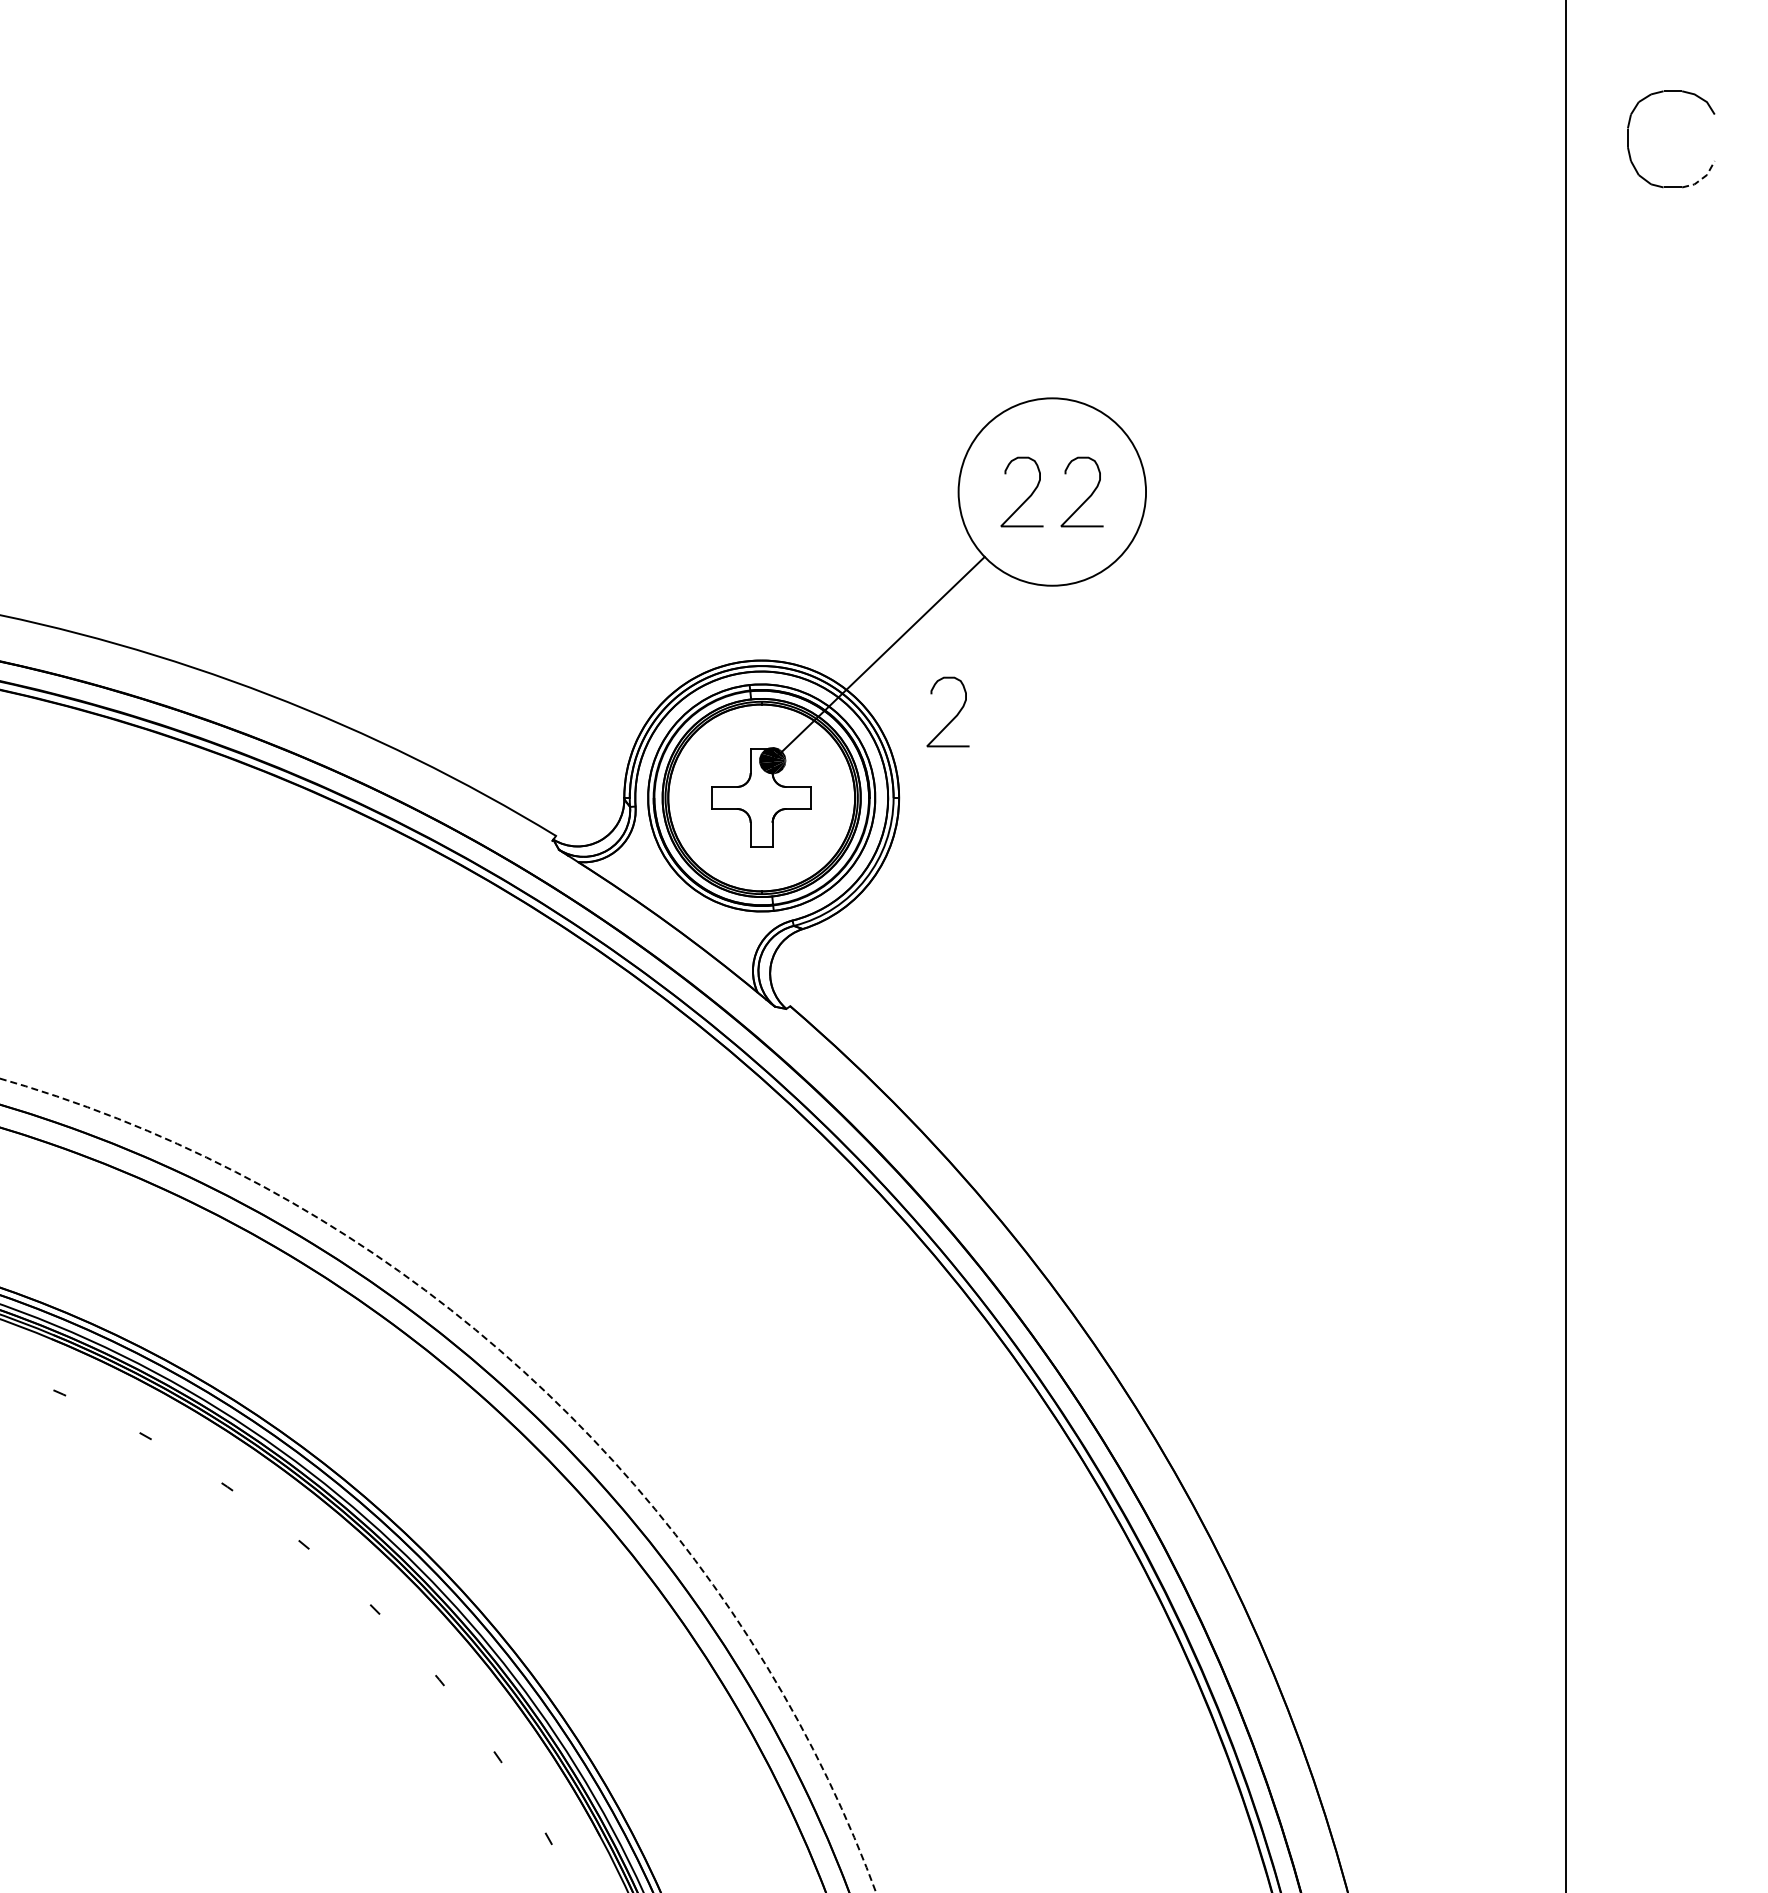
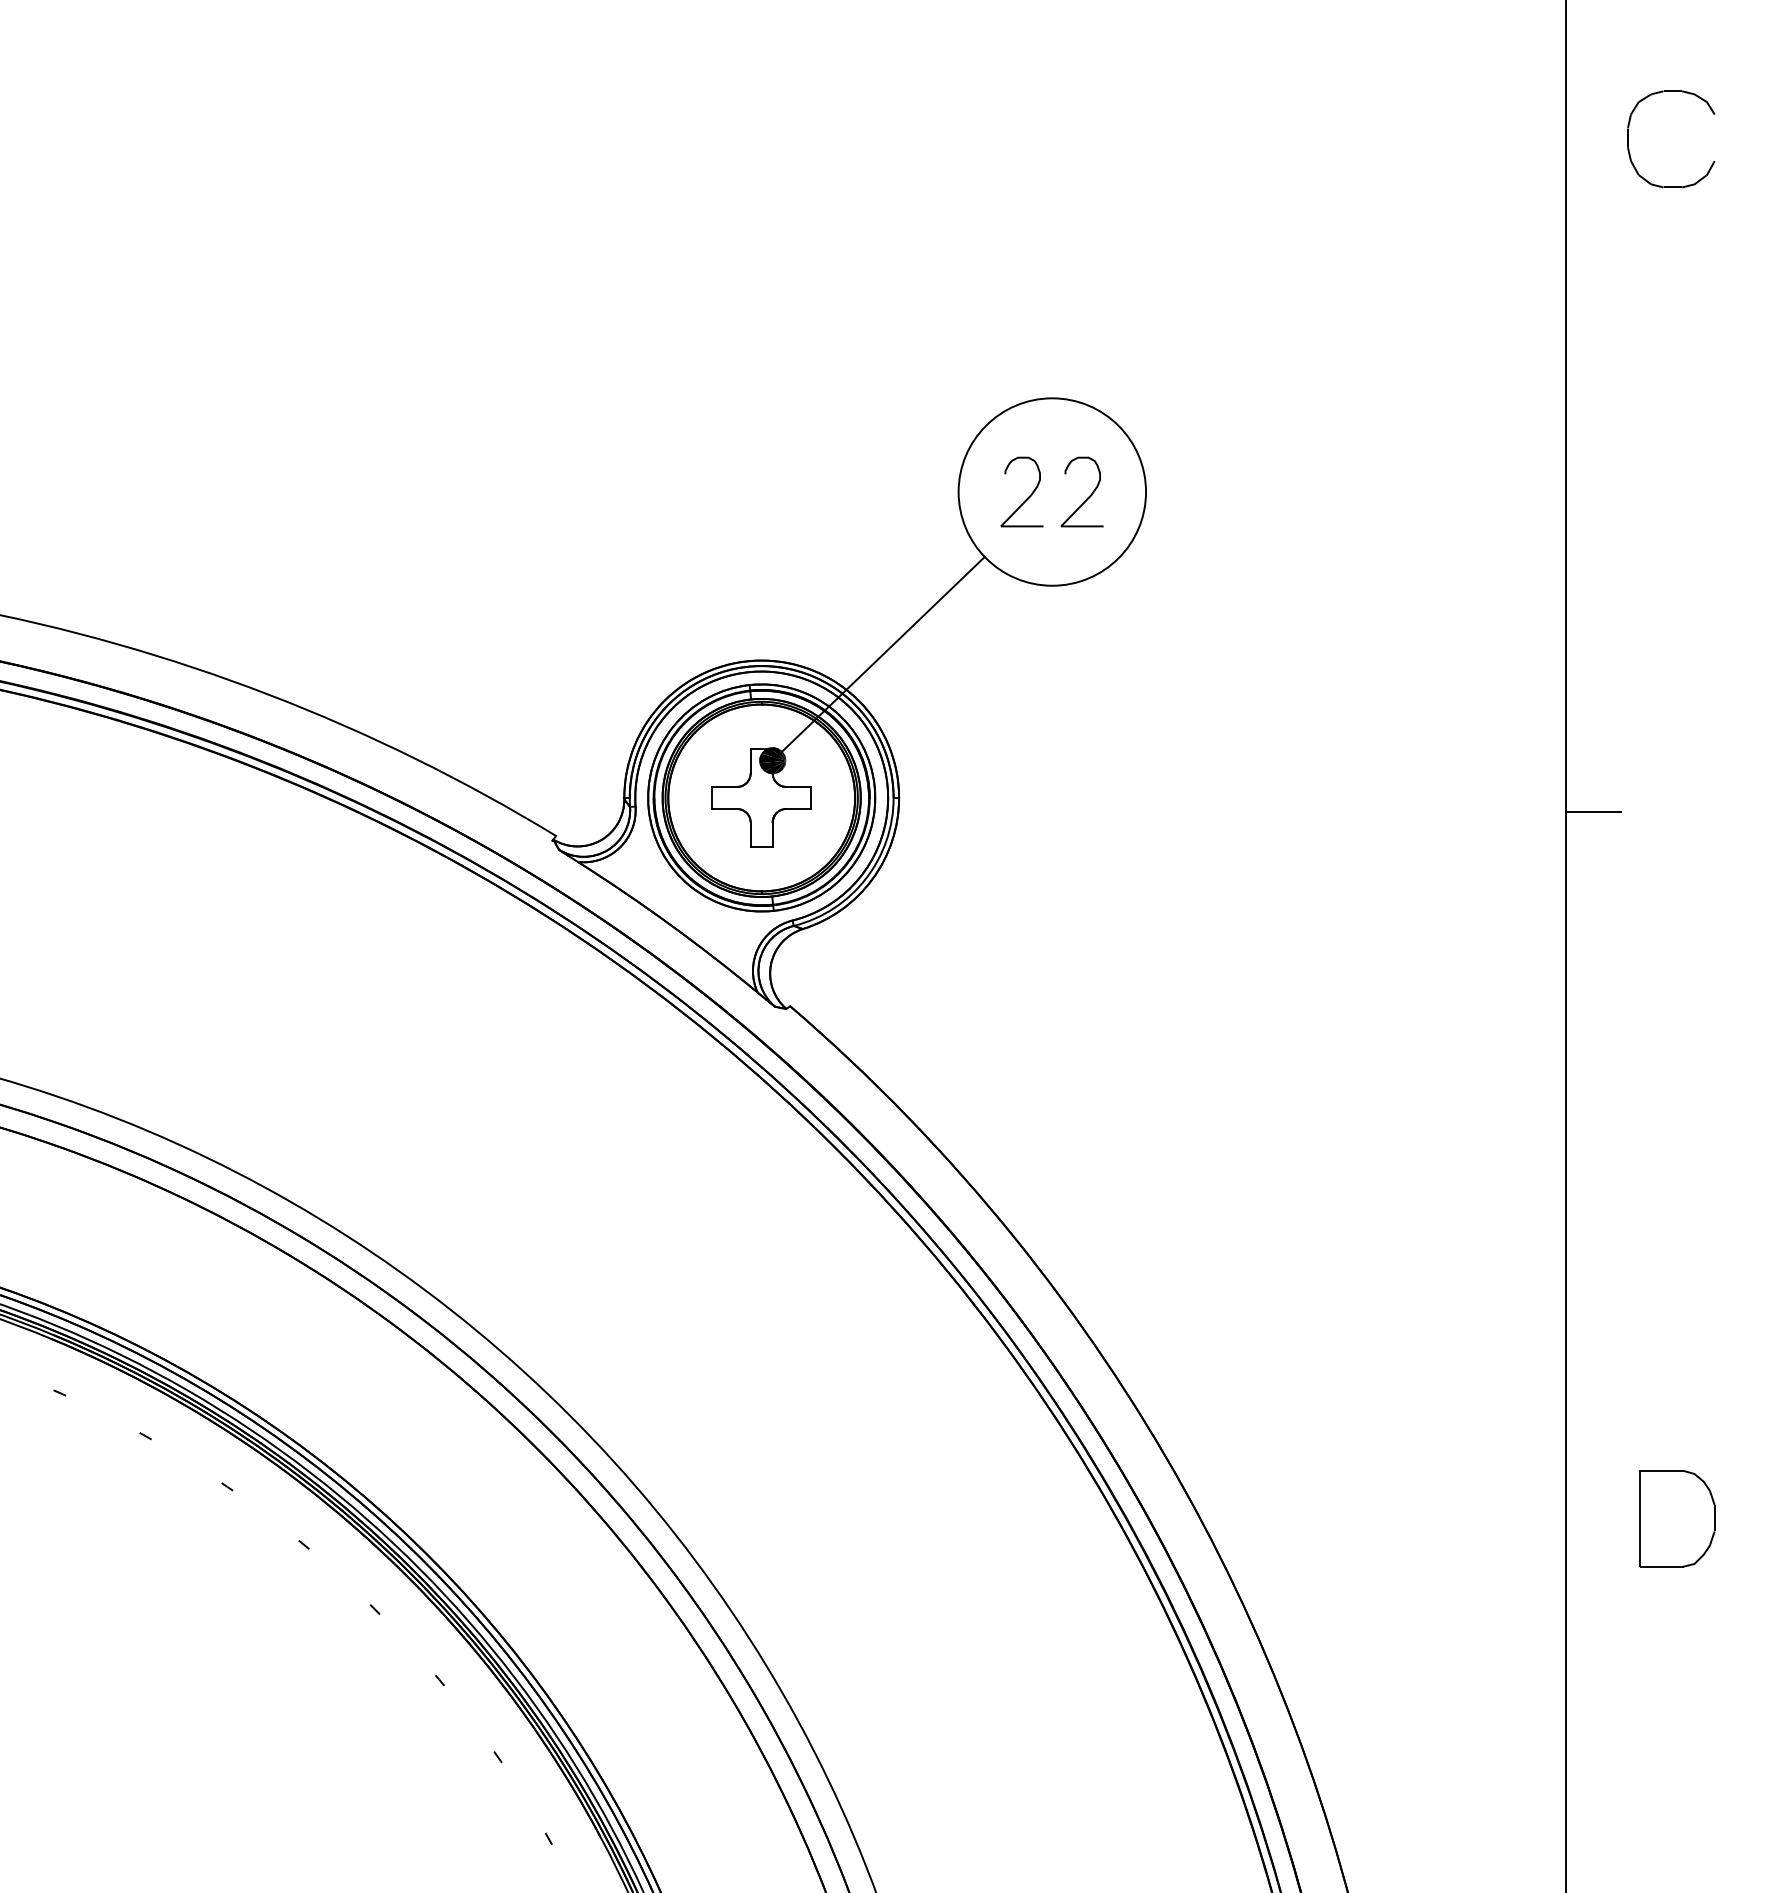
line: dashed -> solid (1702, 178)
curve: present -> none (953, 717)
line: none -> present (1593, 812)
arc: dashed -> solid (533, 1380)
part: none -> present (1677, 1518)
